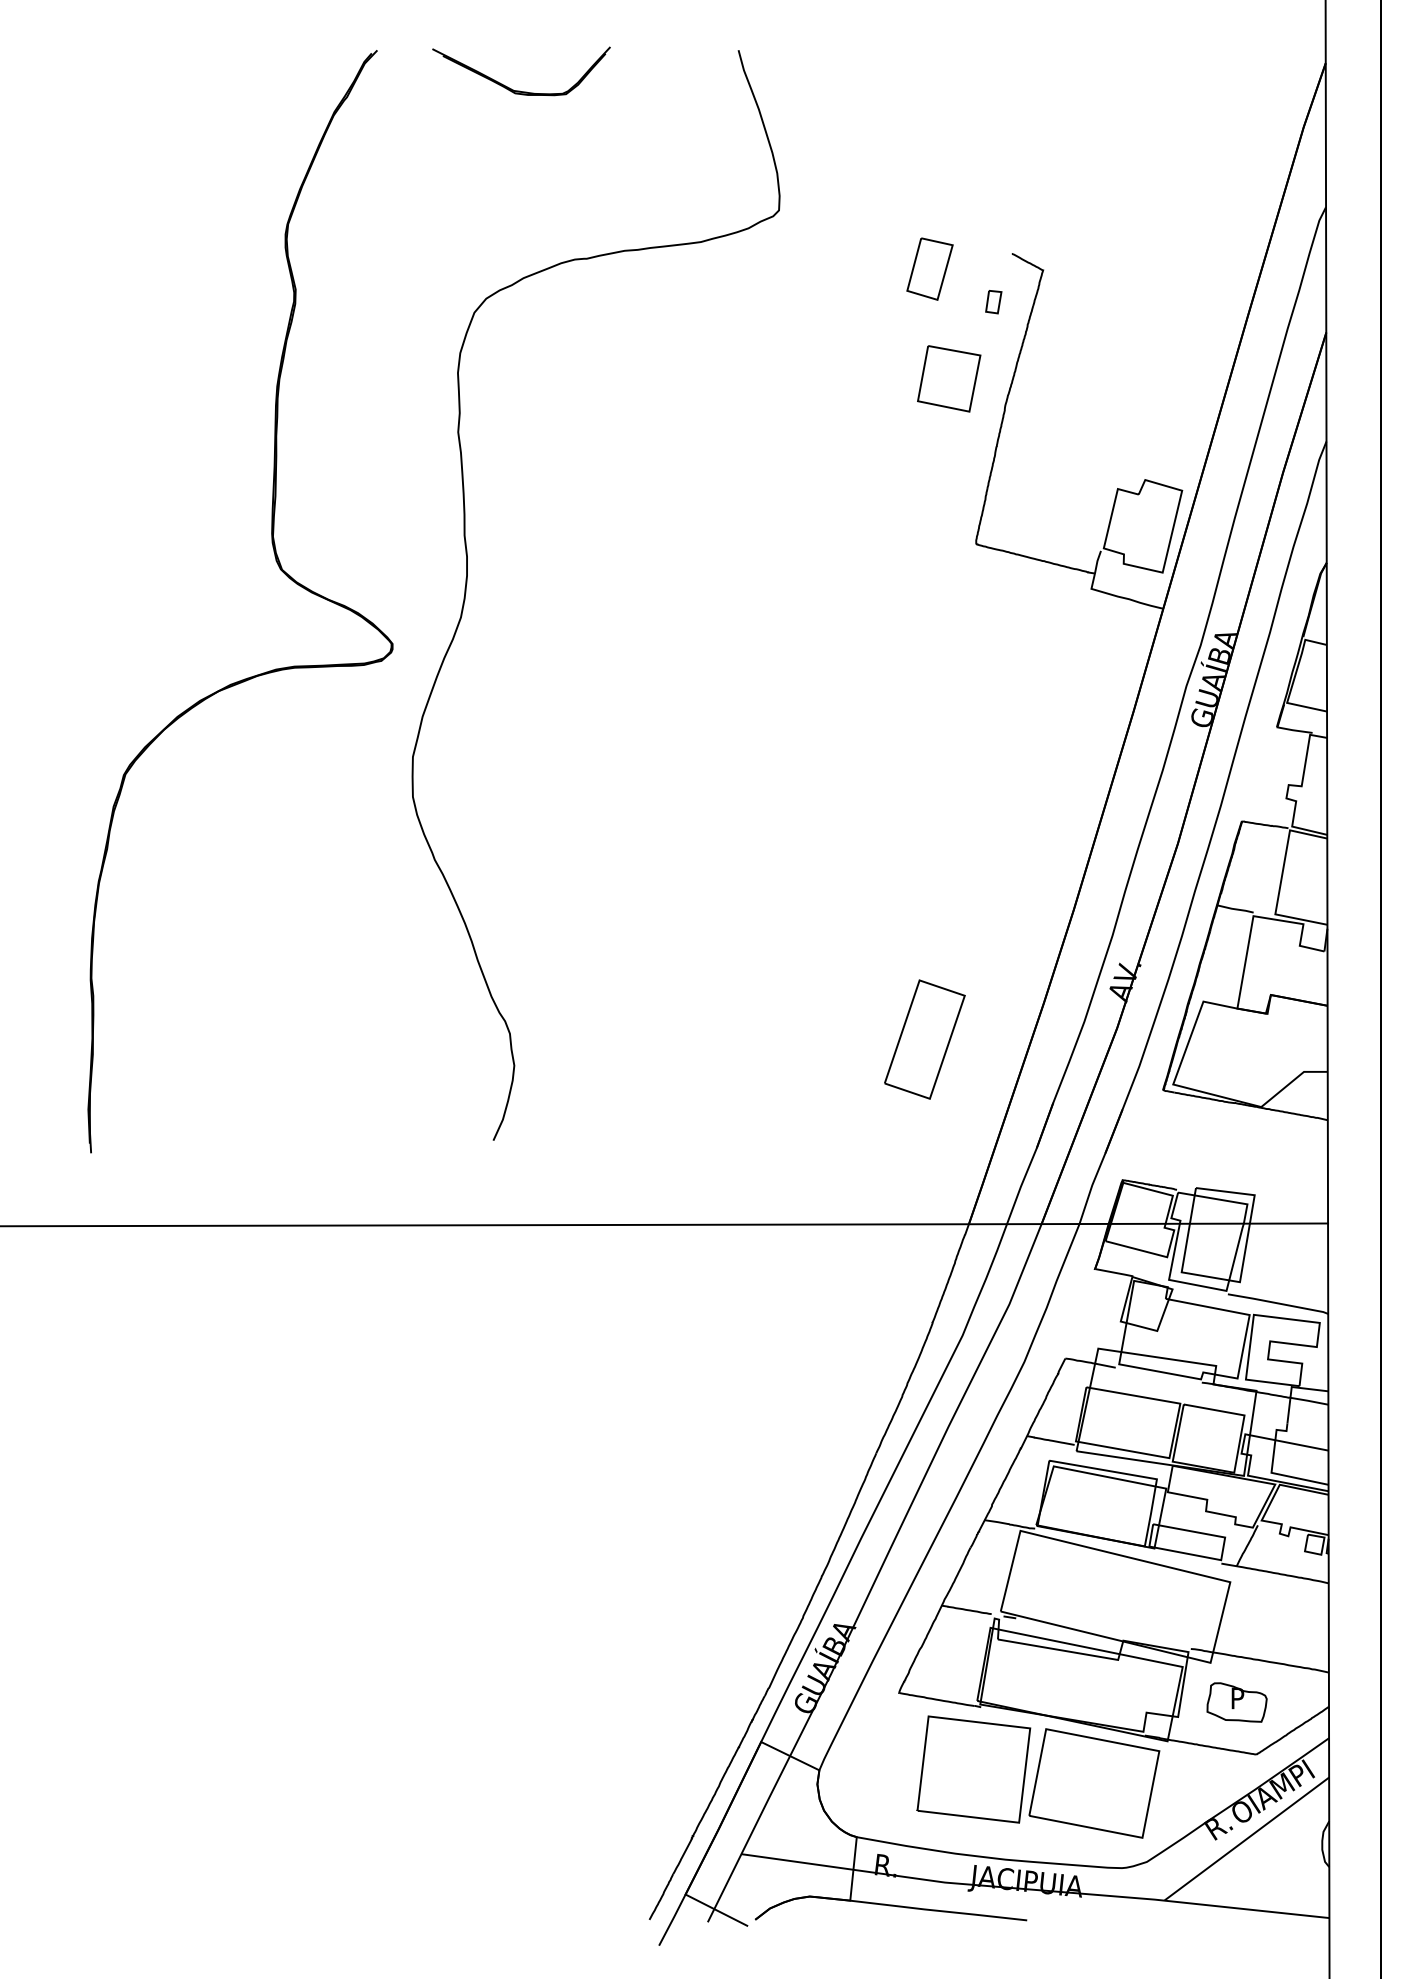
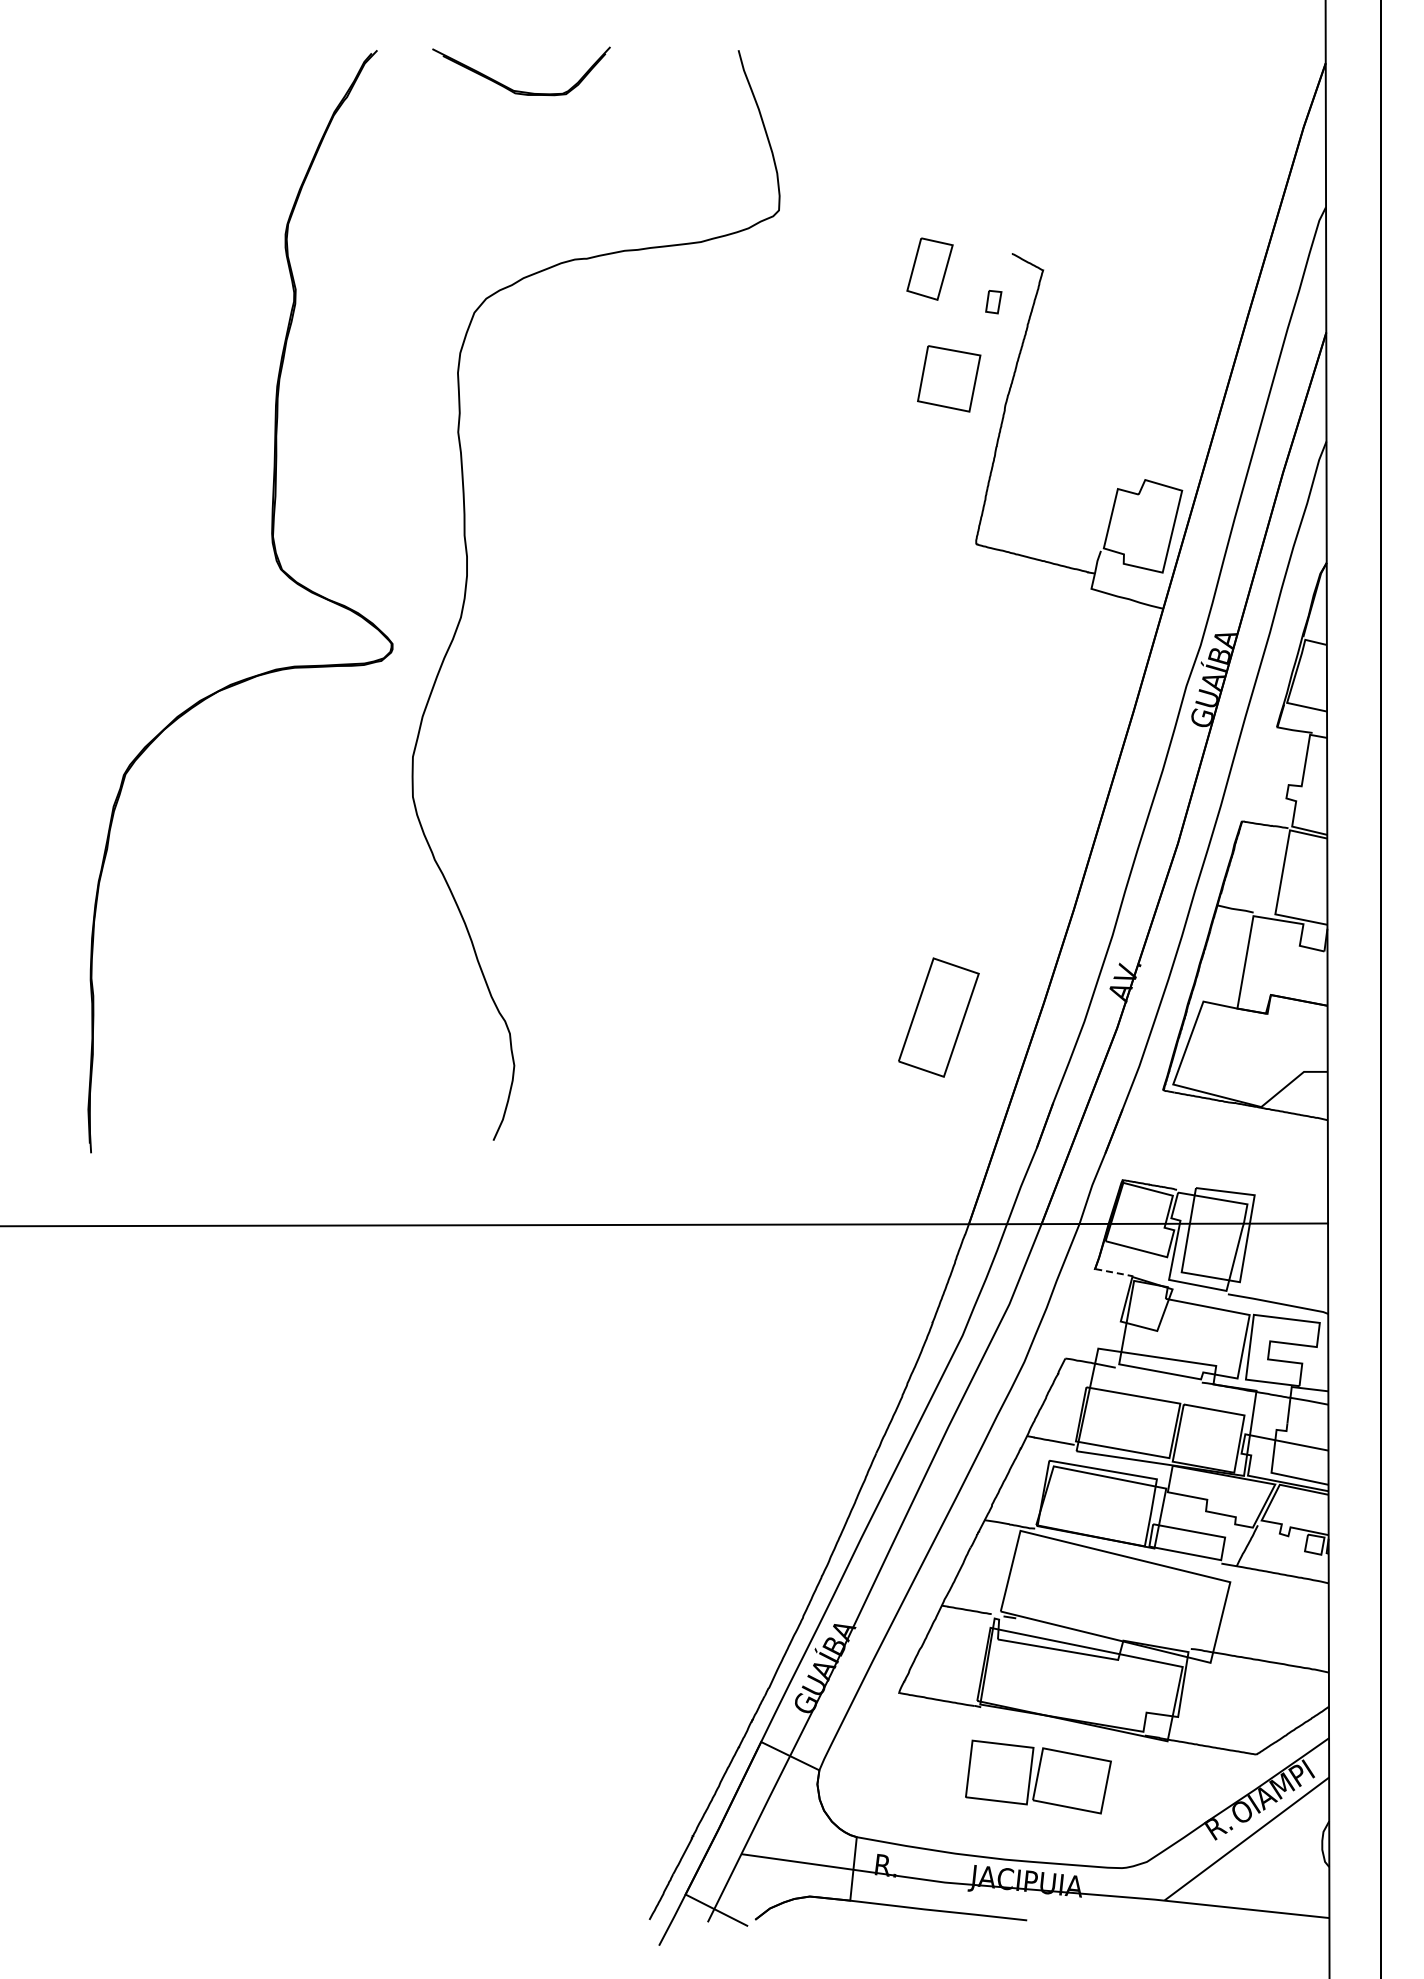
part position: (924, 1039) -> (938, 1017) (938, 1017)
line: solid -> dashed (1115, 1272)
part: present -> none (1236, 1702)
part size: 245x124 px -> 147x76 px (1038, 1776)
